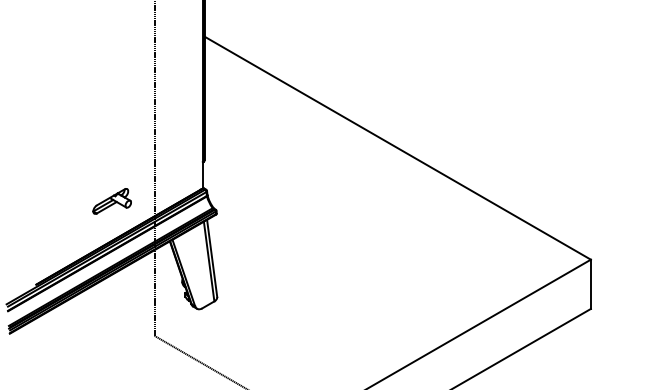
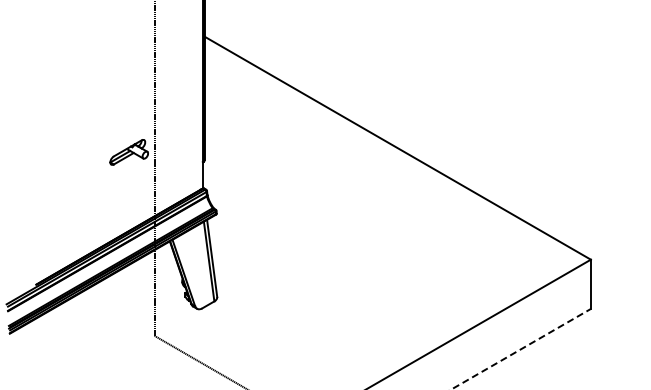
part position: (111, 201) -> (128, 152) (128, 152)
line: solid -> dashed (520, 349)
